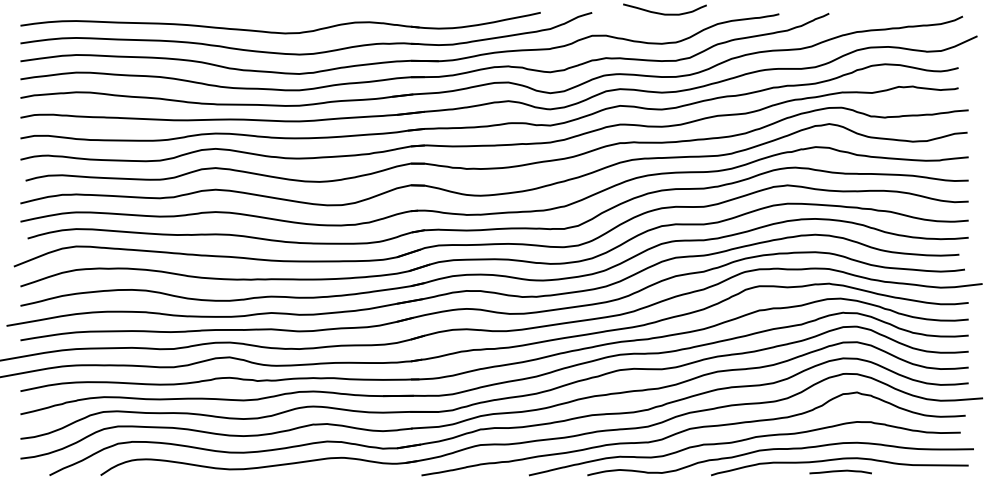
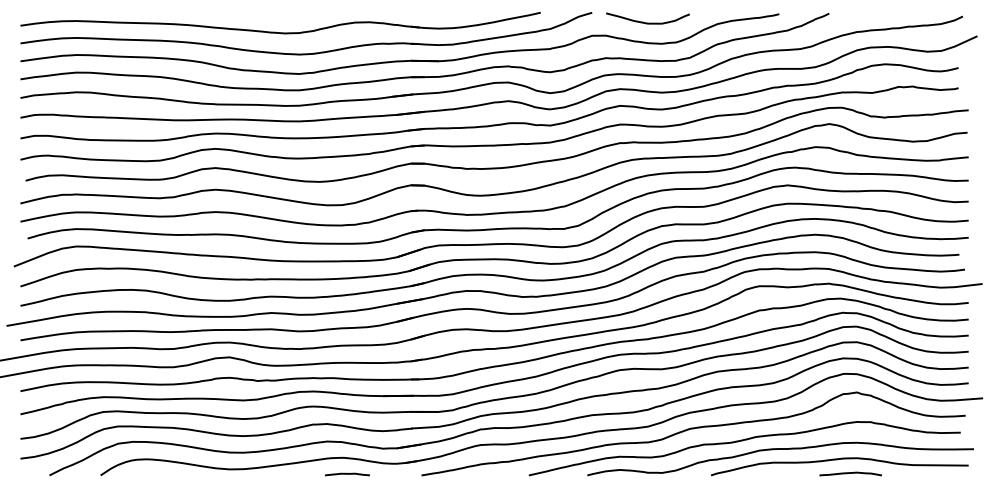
curve position: (664, 13) -> (647, 22) (647, 22)
curve position: (840, 471) -> (850, 473) (850, 473)
curve: none -> present (347, 474)
